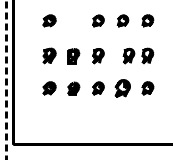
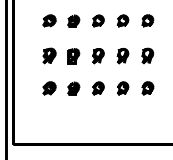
part: none -> present (73, 20)
part position: (128, 55) -> (122, 55) (122, 55)
line: dashed -> solid (6, 79)
part size: 17x19 px -> 13x15 px (123, 88)
